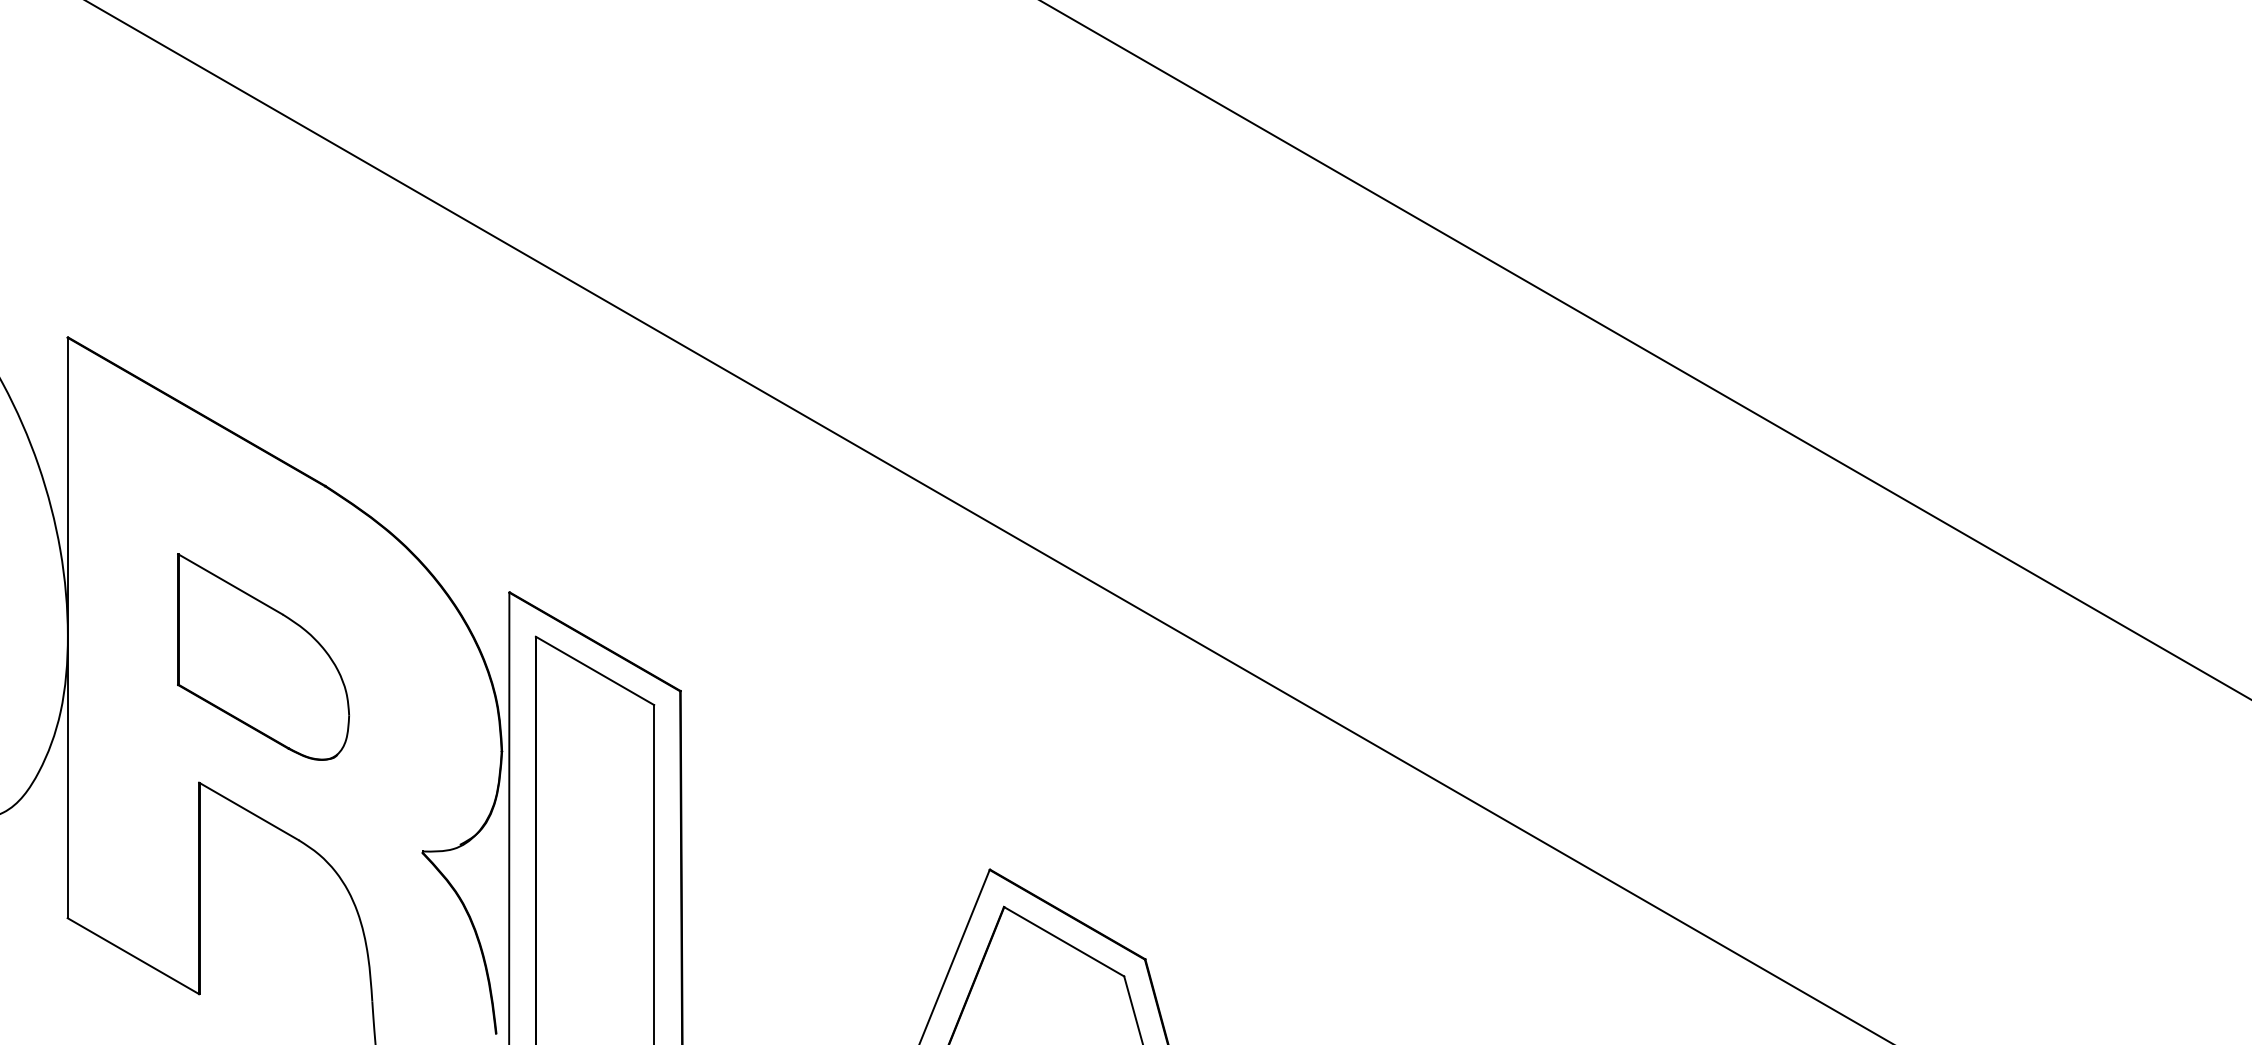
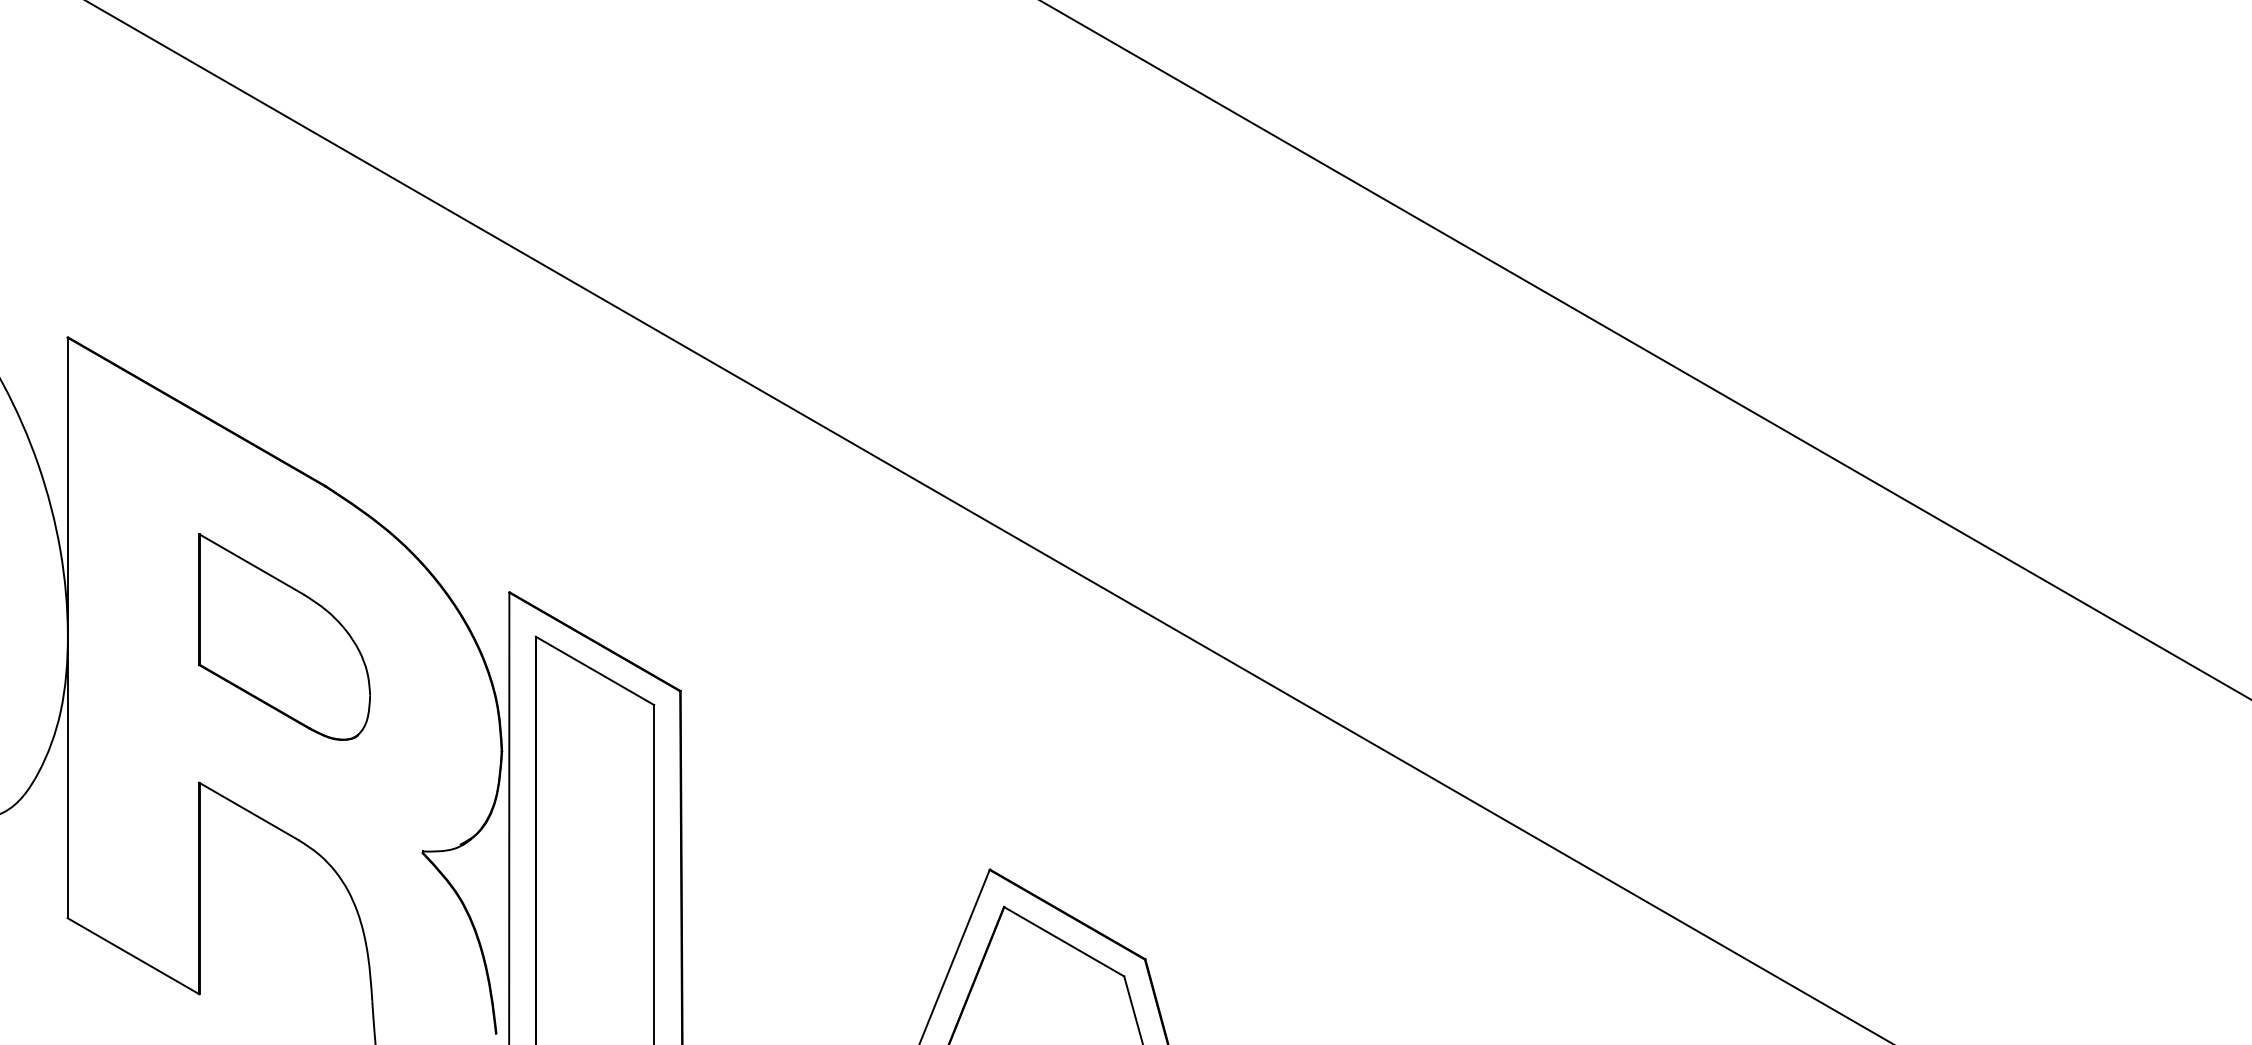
part position: (263, 656) -> (284, 636) (284, 636)
